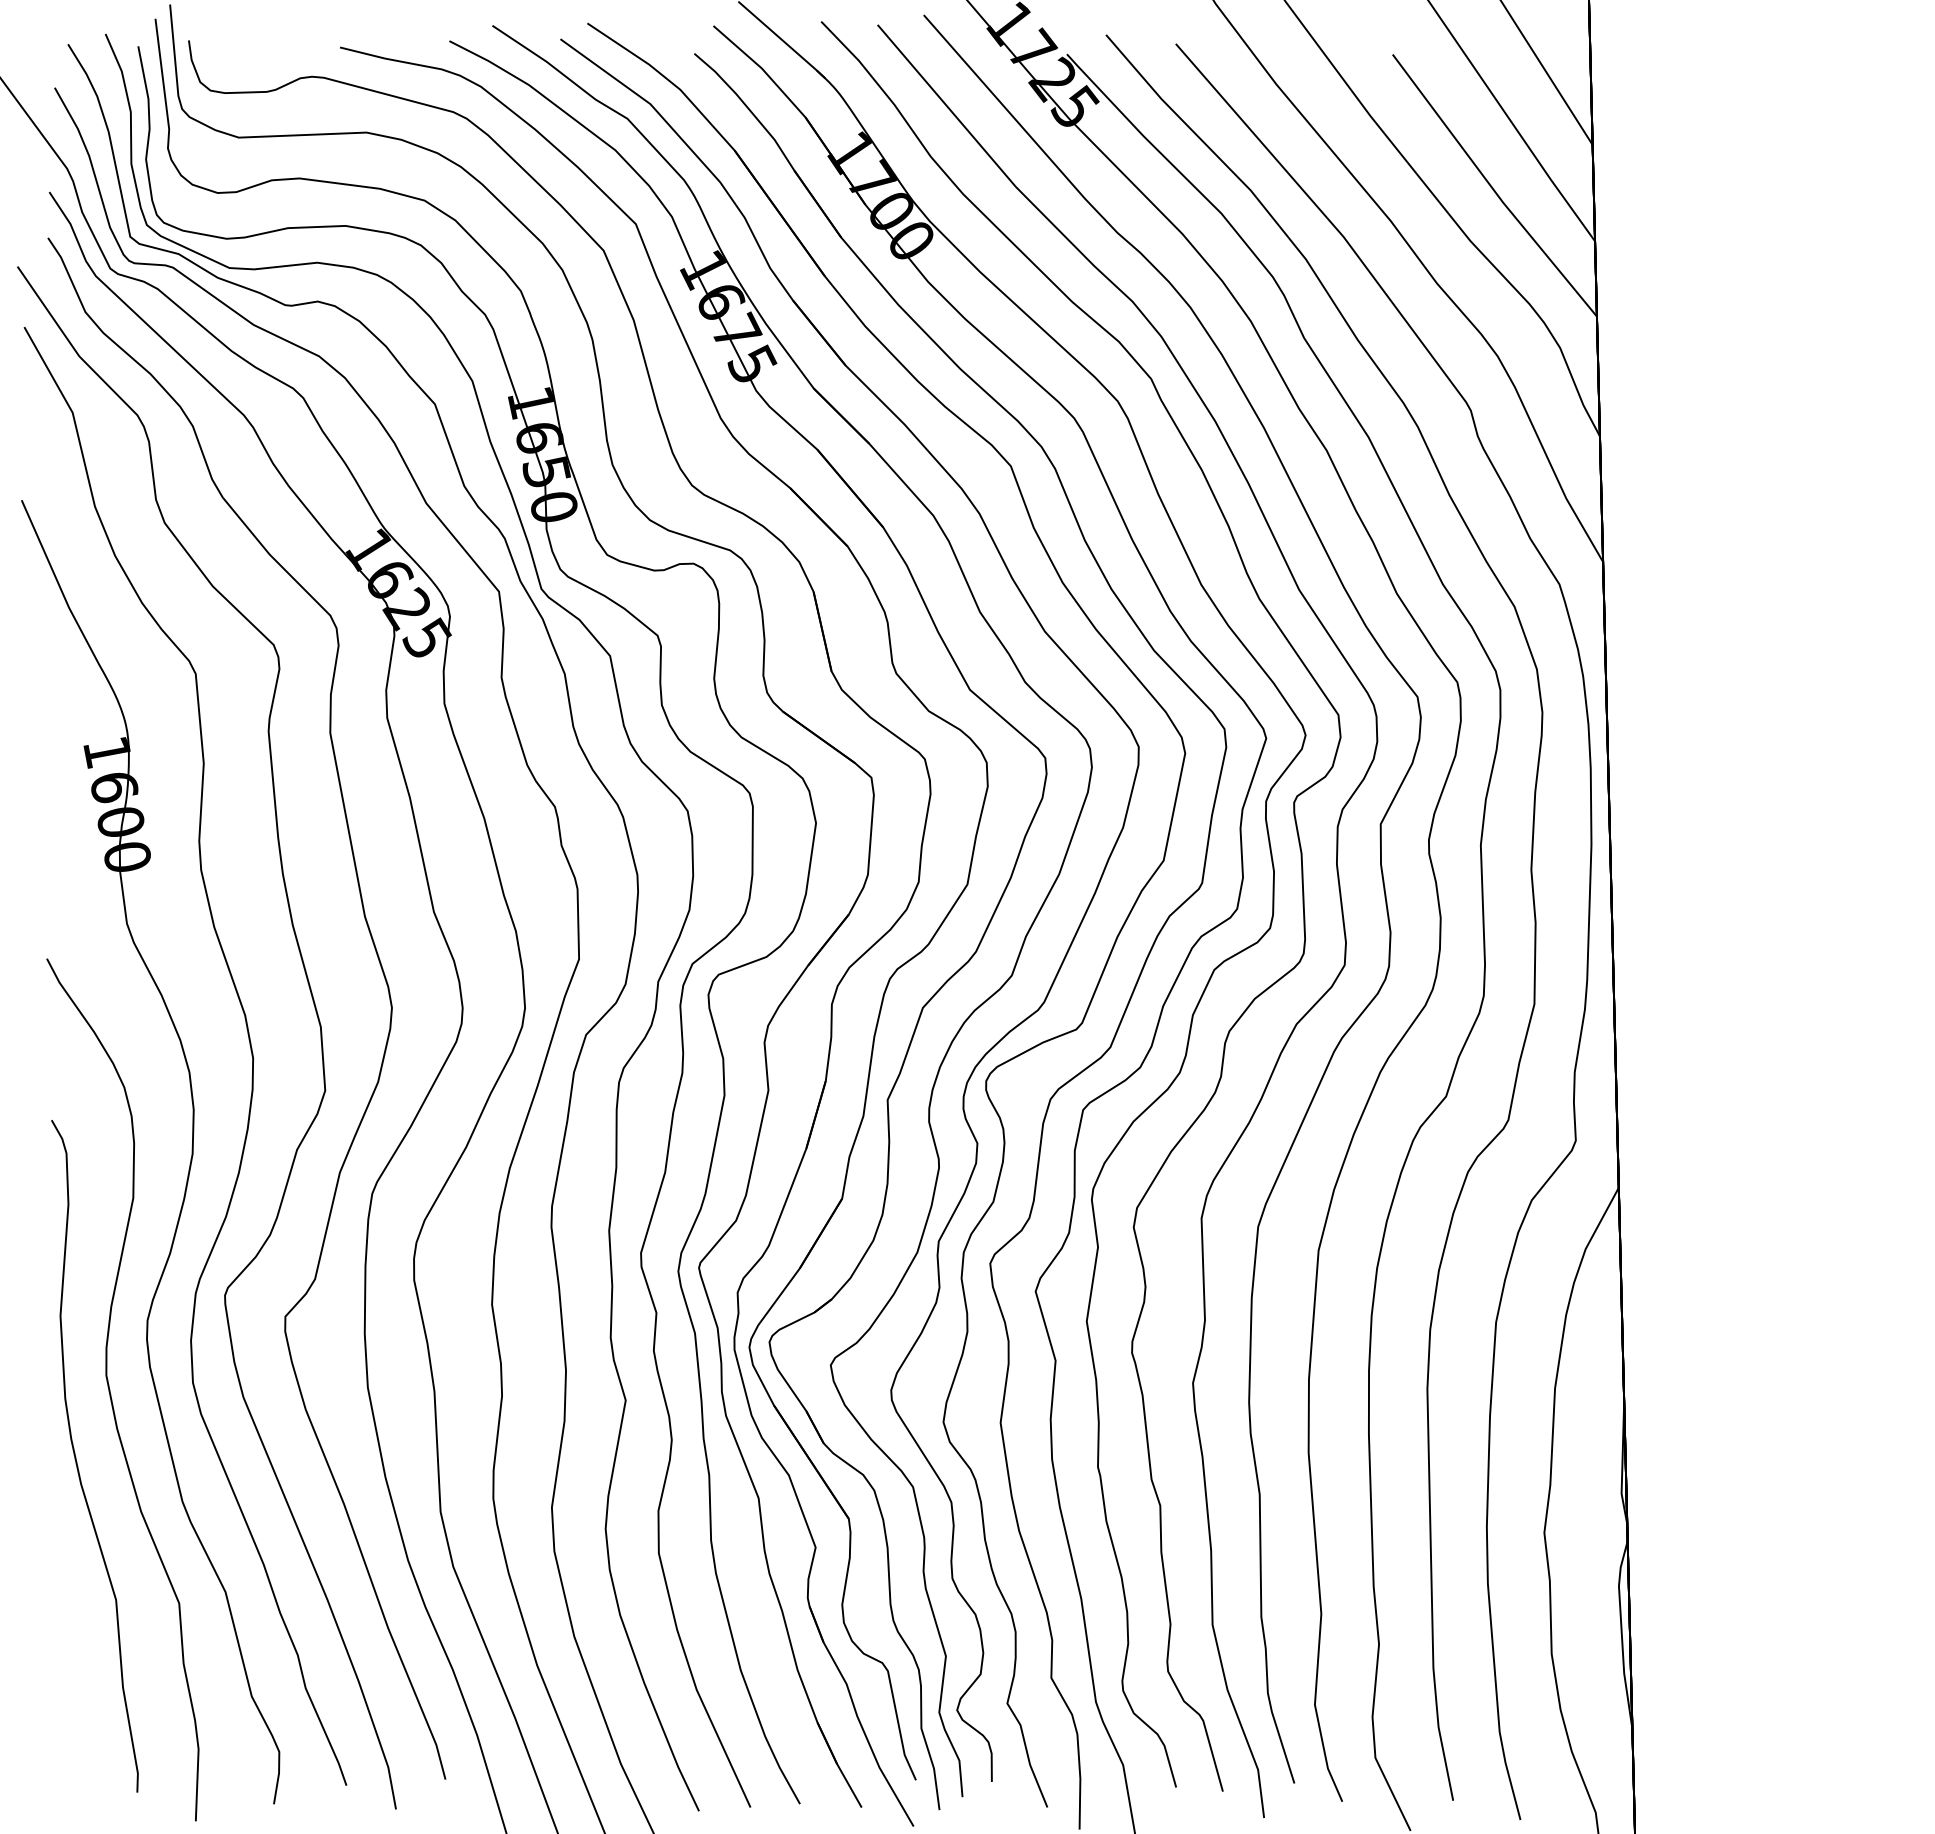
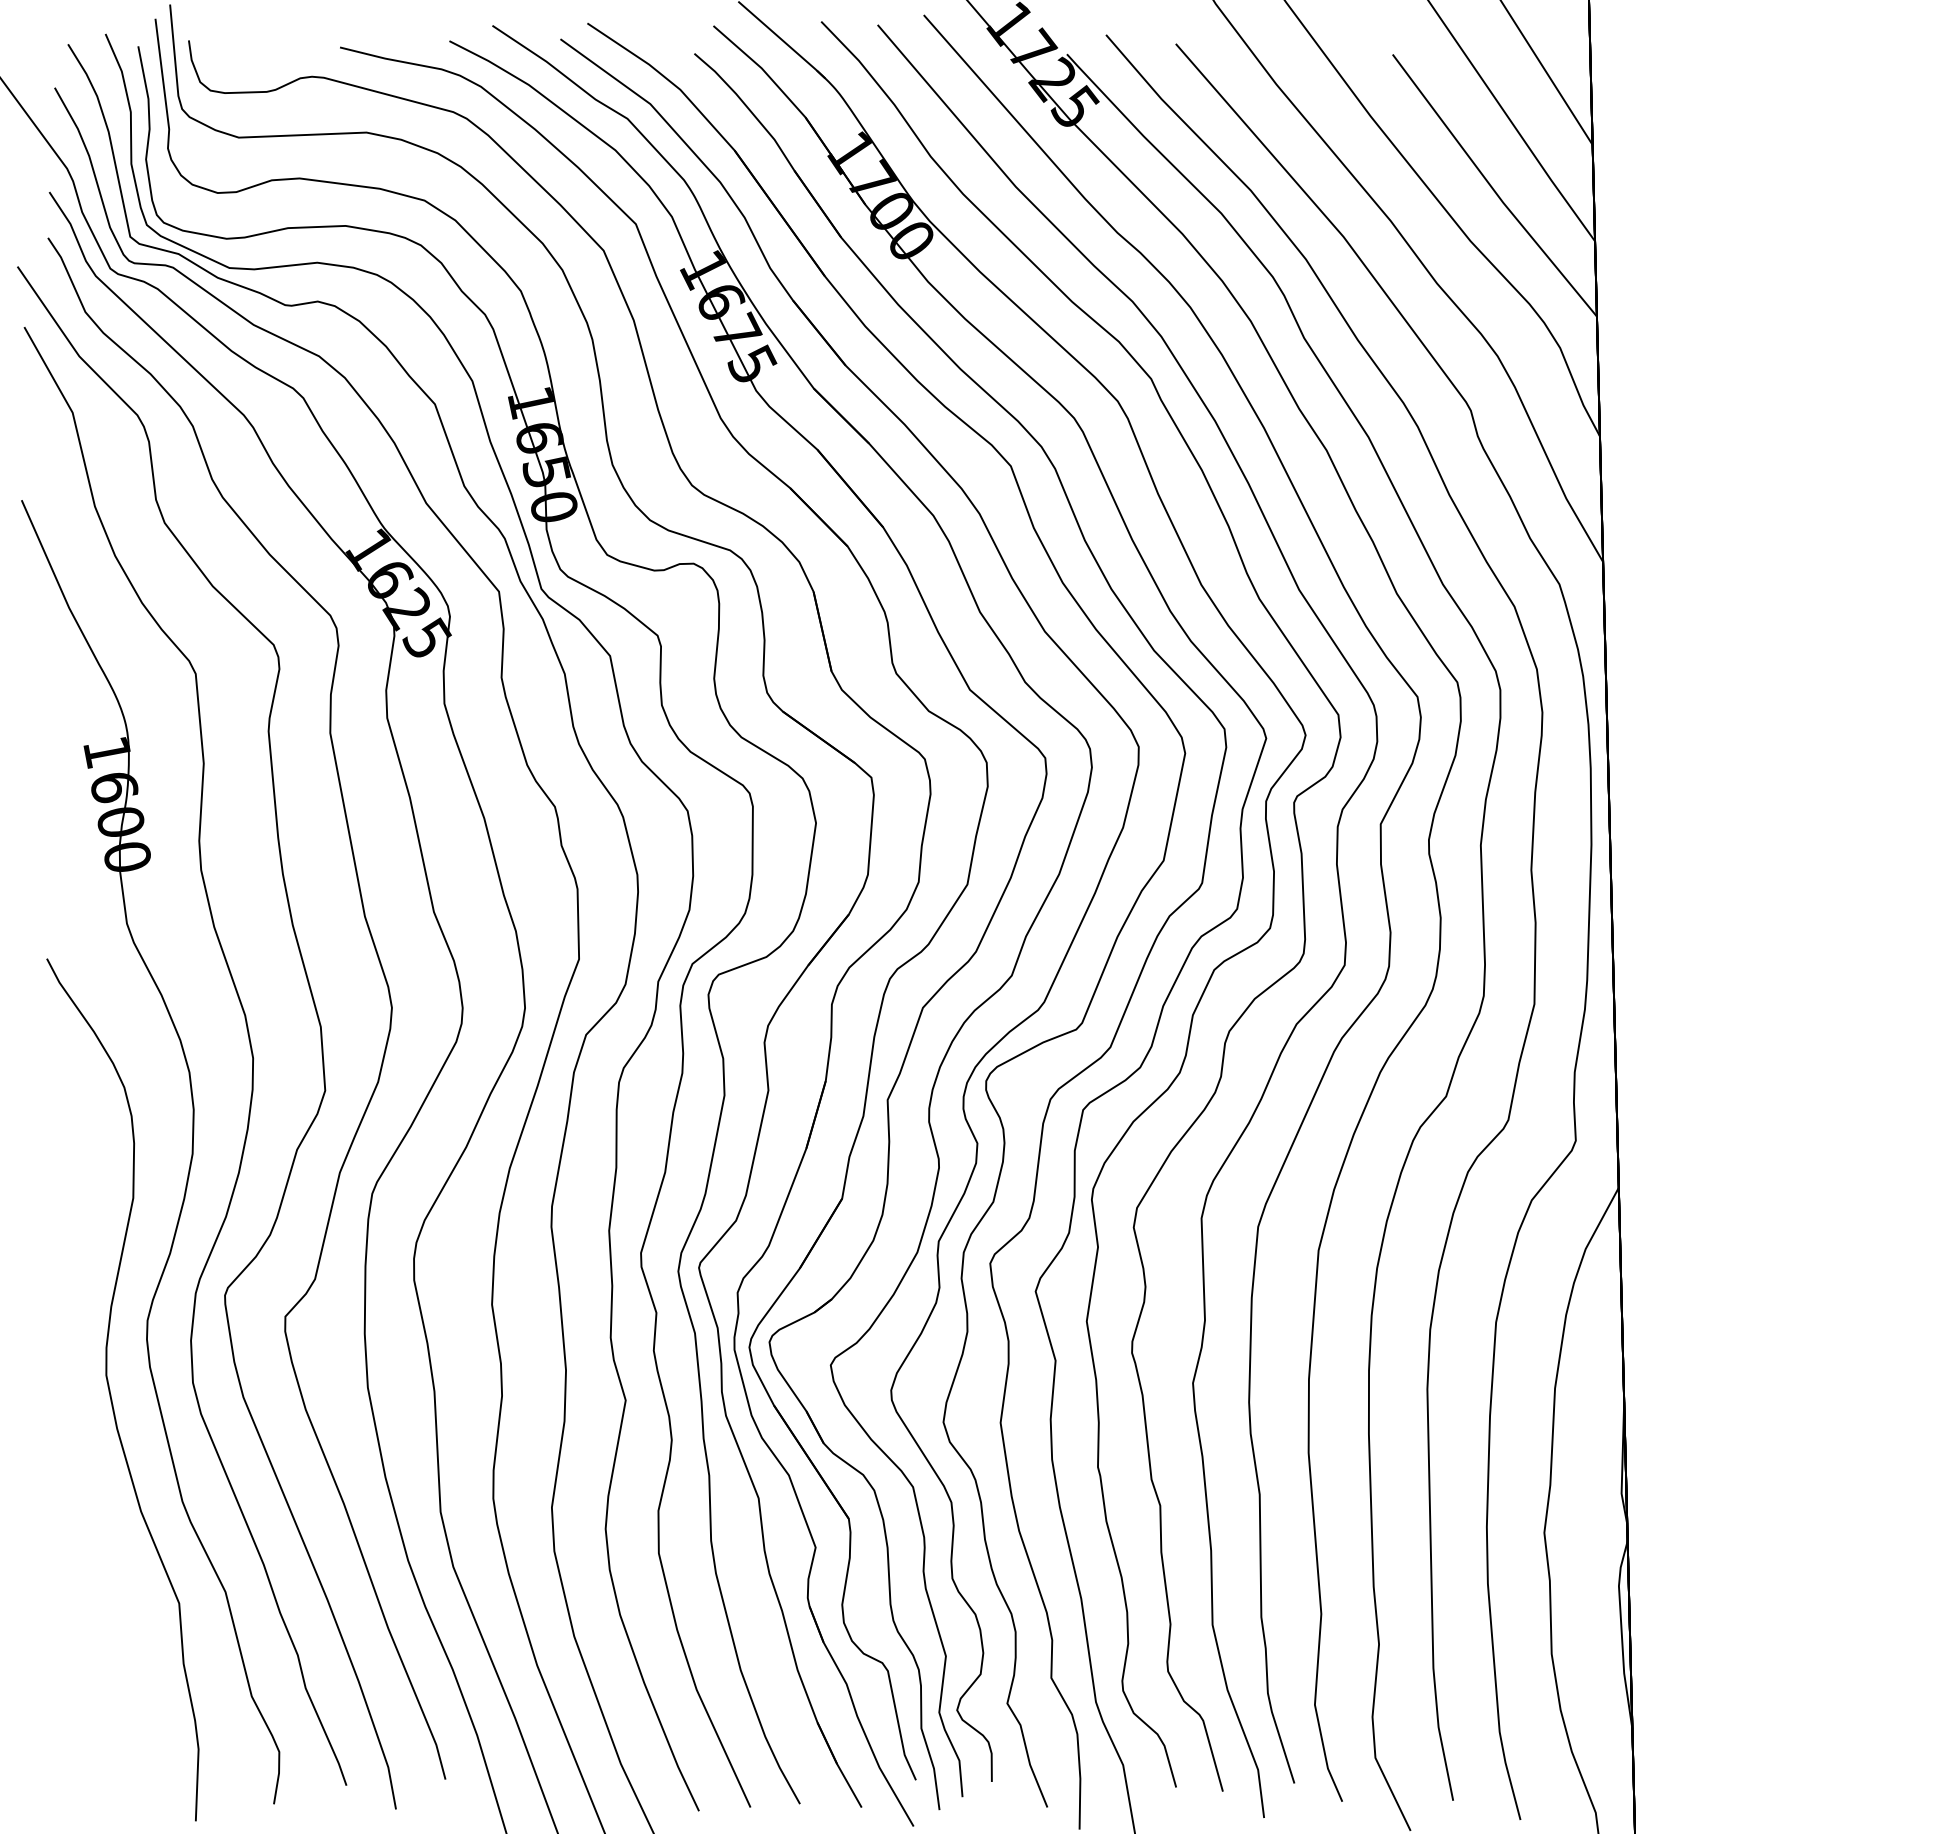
part: present -> none (77, 1461)
